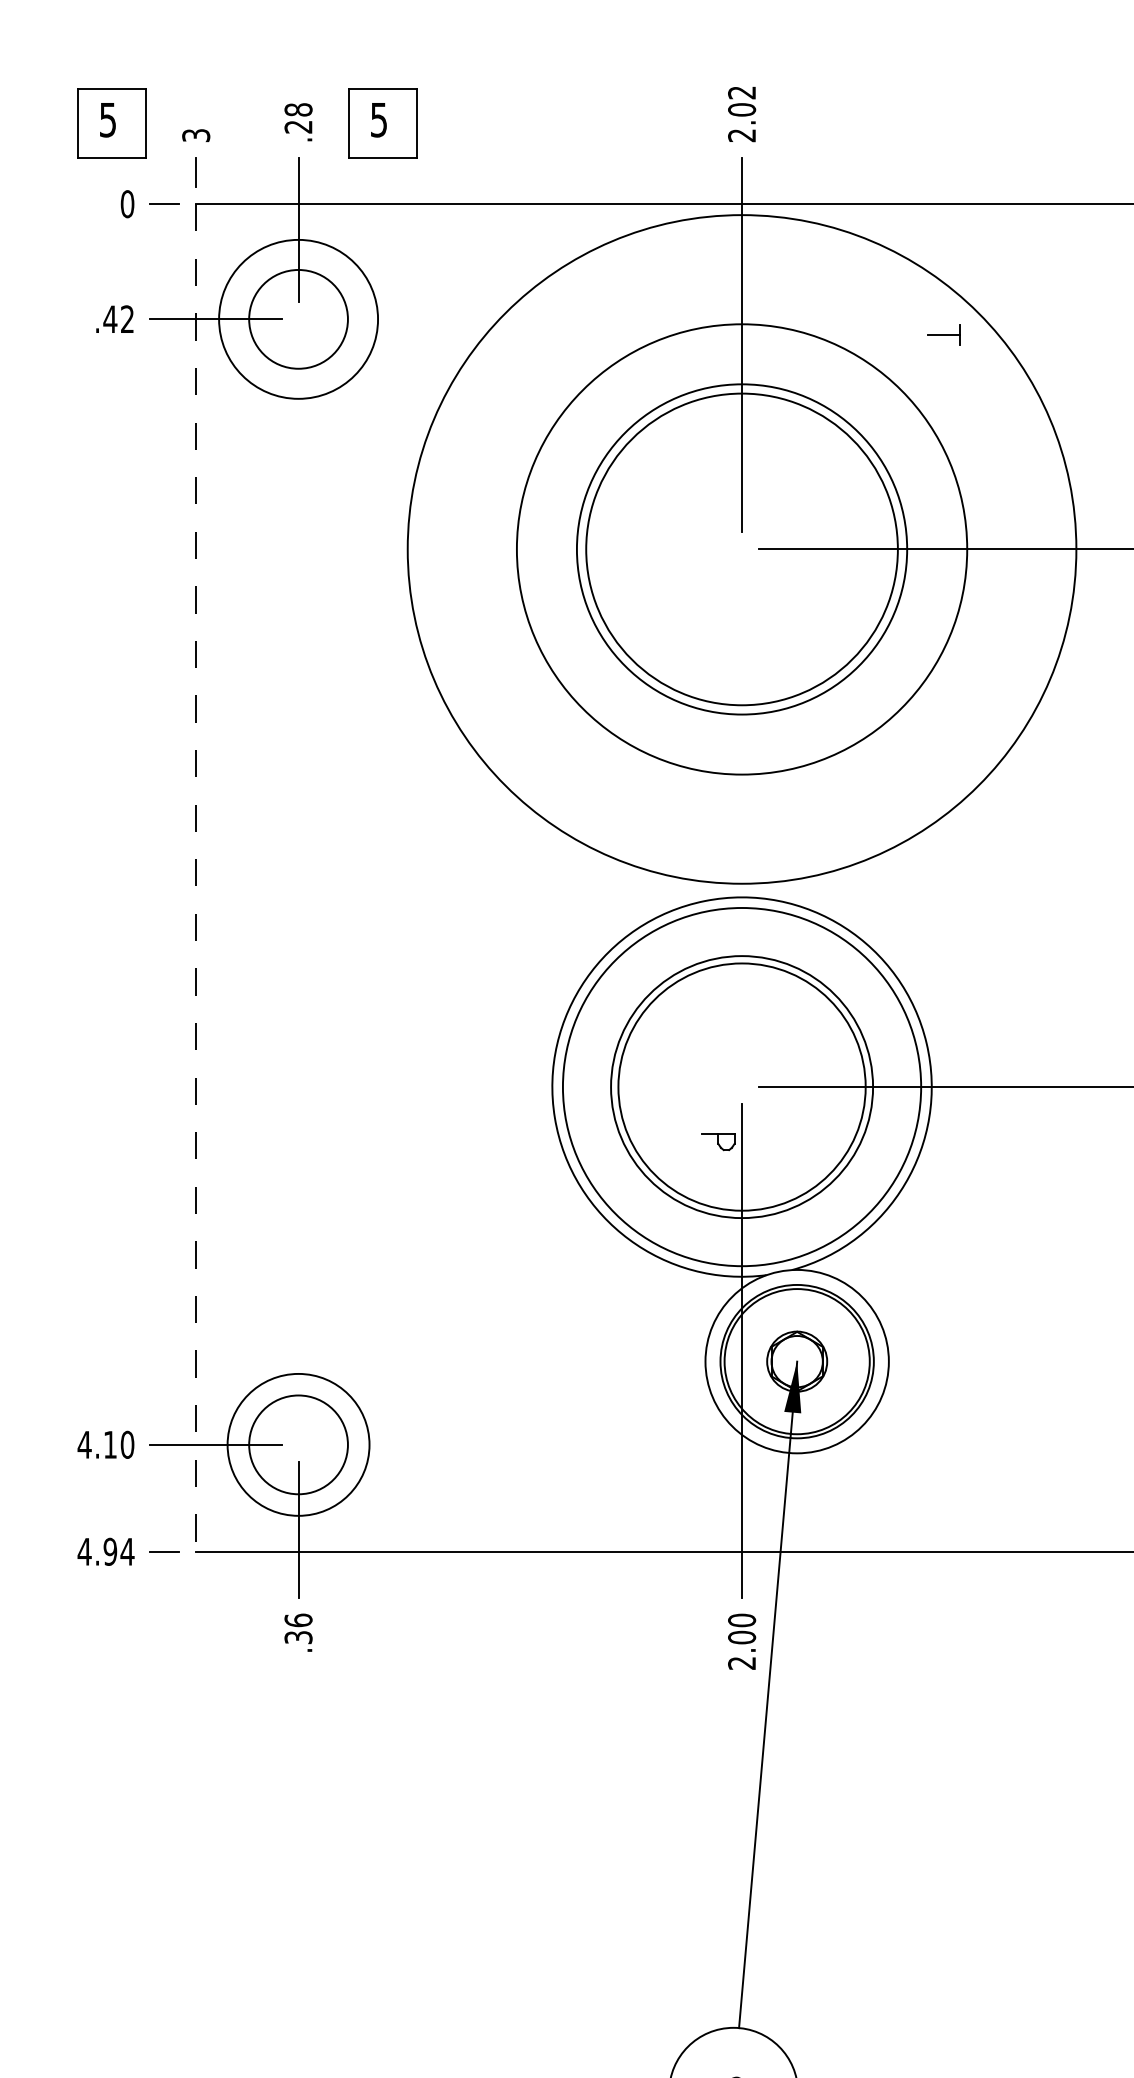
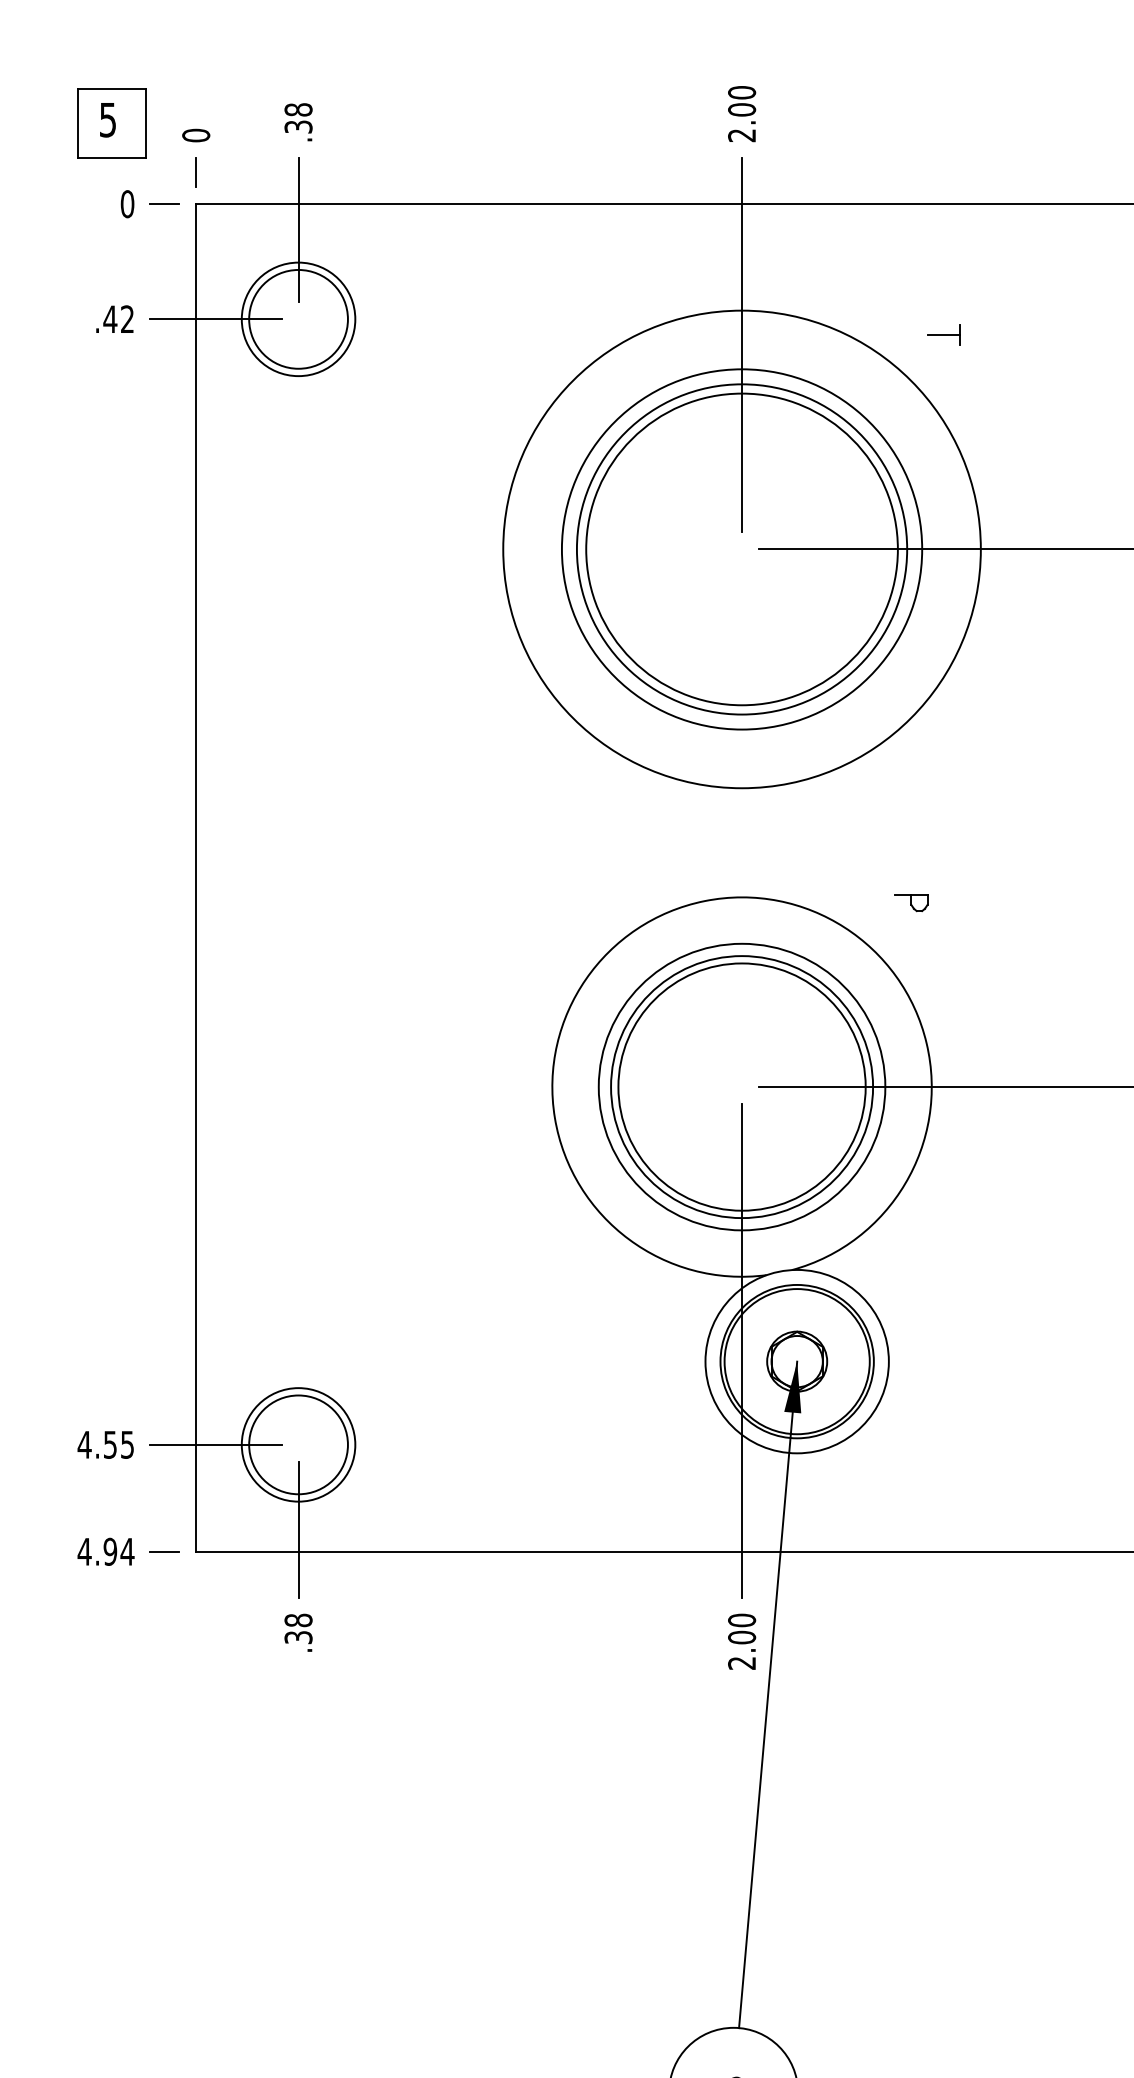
text: 2.02 -> 2.00 (742, 92)
part: present -> none (382, 123)
text: .28 -> .38 (298, 126)
text: 3 -> 0 (196, 135)
circle diameter: 159 px -> 114 px (298, 319)
circle diameter: 450 px -> 360 px (741, 549)
circle diameter: 669 px -> 478 px (741, 549)
line: dashed -> solid (196, 878)
circle diameter: 358 px -> 287 px (741, 1086)
part position: (718, 1142) -> (911, 903) (911, 903)
text: 4.10 -> 4.55 (119, 1444)
circle diameter: 142 px -> 114 px (298, 1444)
text: .36 -> .38 (298, 1620)
